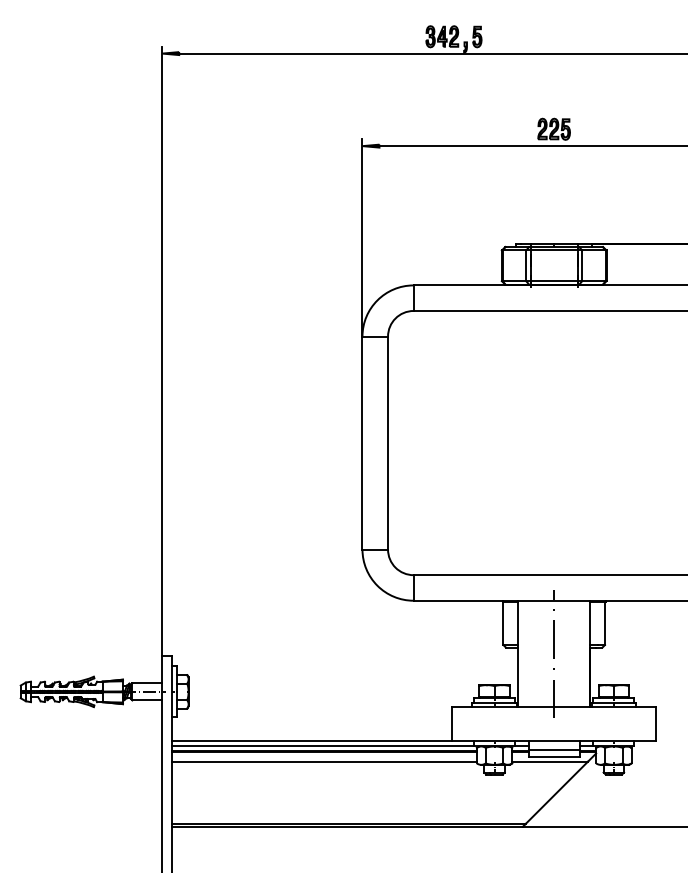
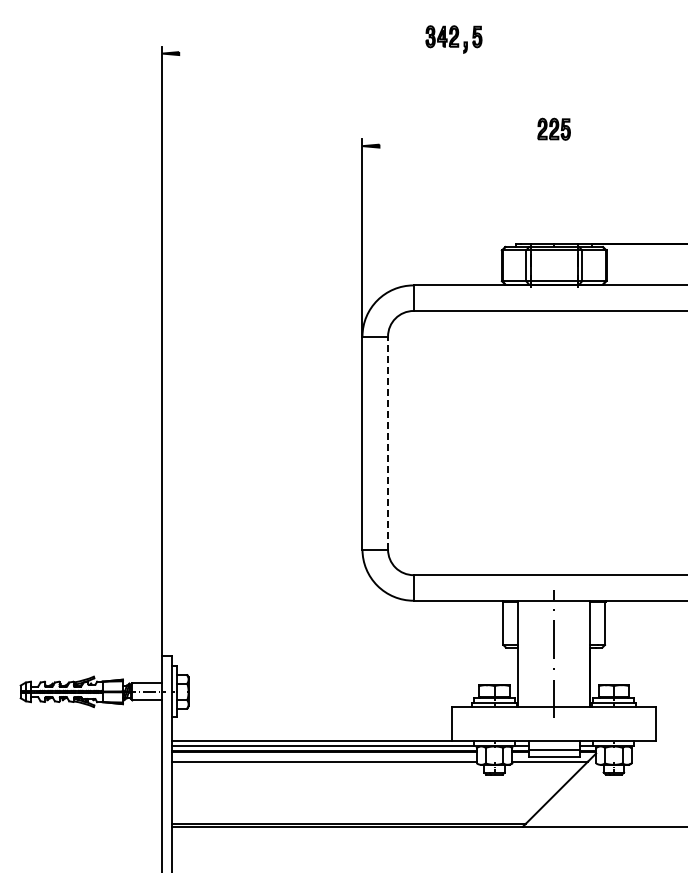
line: present -> none (431, 53)
line: present -> none (531, 146)
line: solid -> dashed (388, 443)
